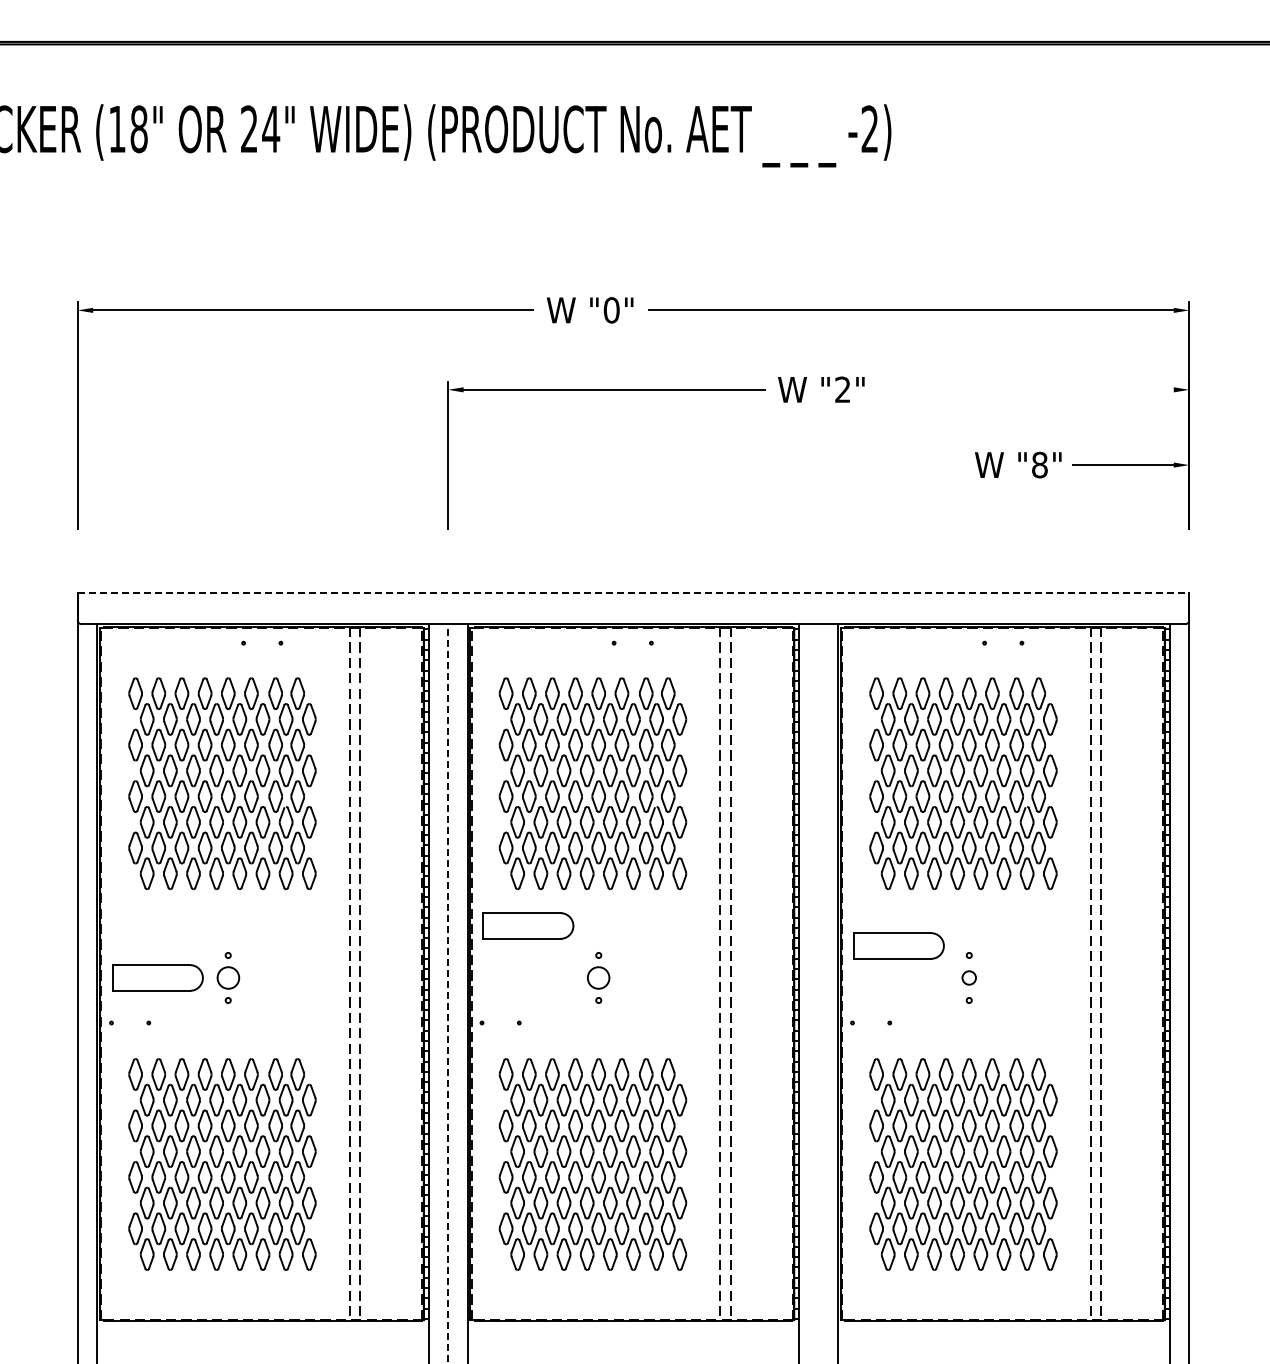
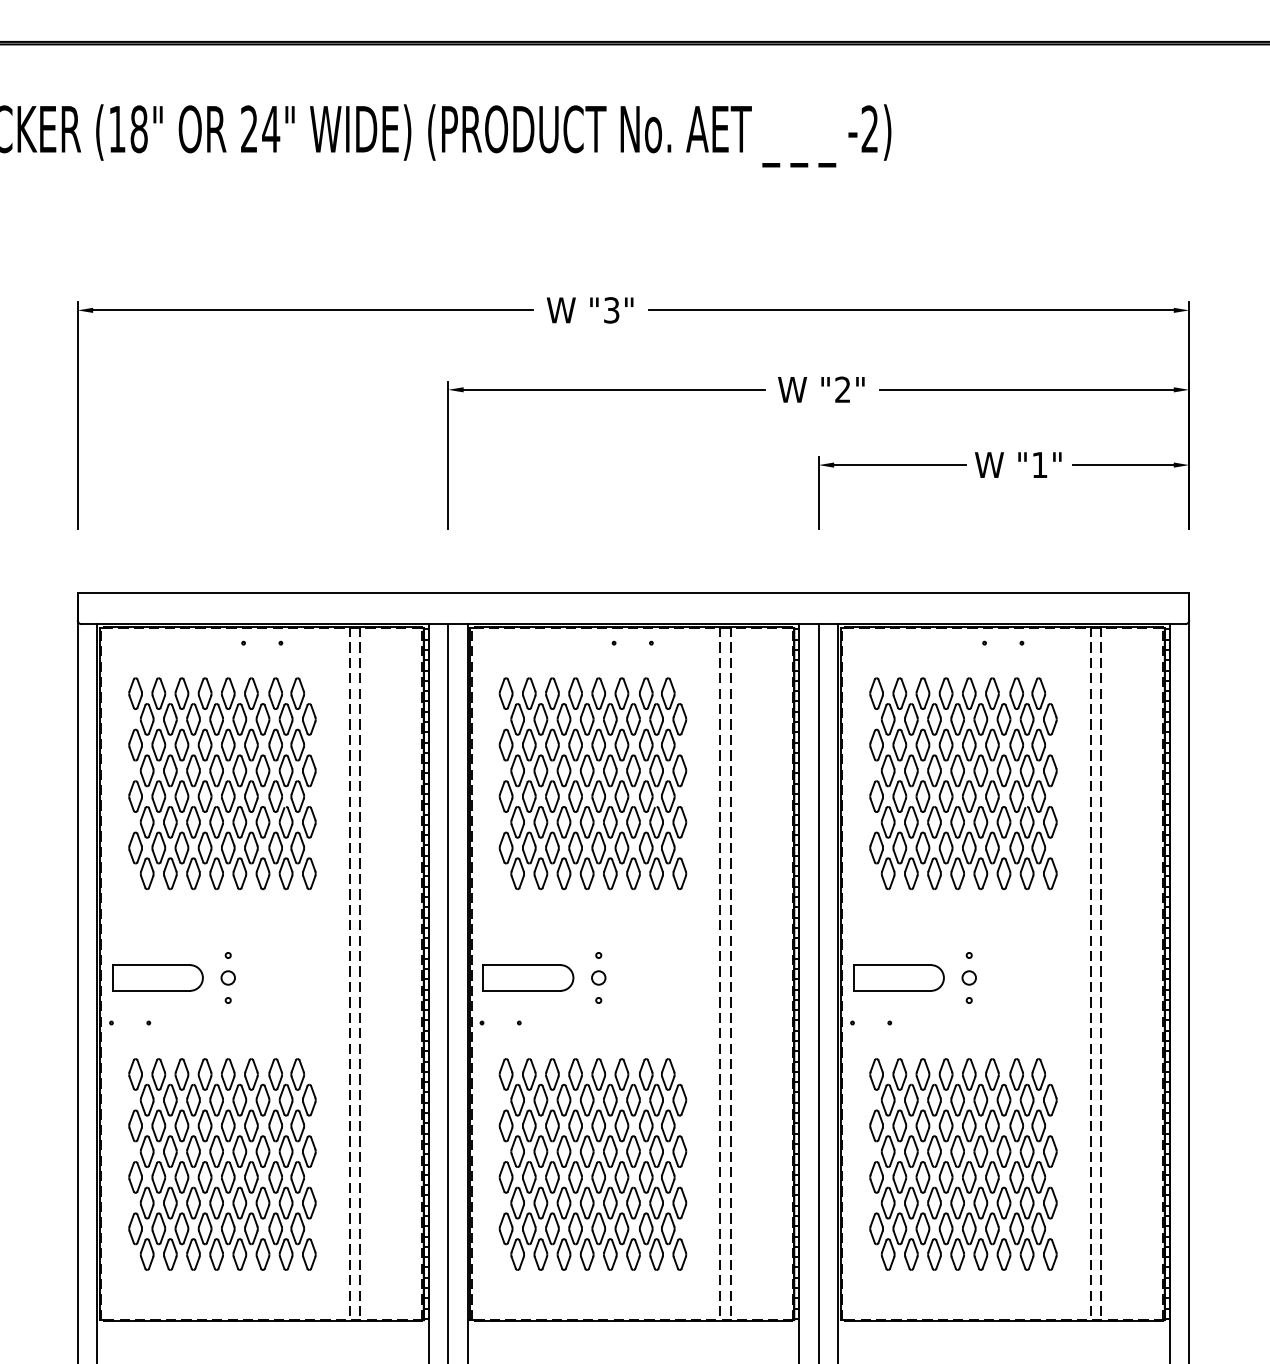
text: "0" -> "3" (611, 310)
line: none -> present (1026, 389)
text: "8" -> "1" (1039, 464)
part: none -> present (892, 465)
line: dashed -> solid (633, 593)
part position: (528, 925) -> (528, 977) (528, 977)
part position: (898, 945) -> (898, 977) (898, 977)
circle size: 25x24 px -> 16x16 px (227, 977)
circle size: 24x24 px -> 16x16 px (598, 977)
line: none -> present (818, 992)
line: dashed -> solid (448, 994)
